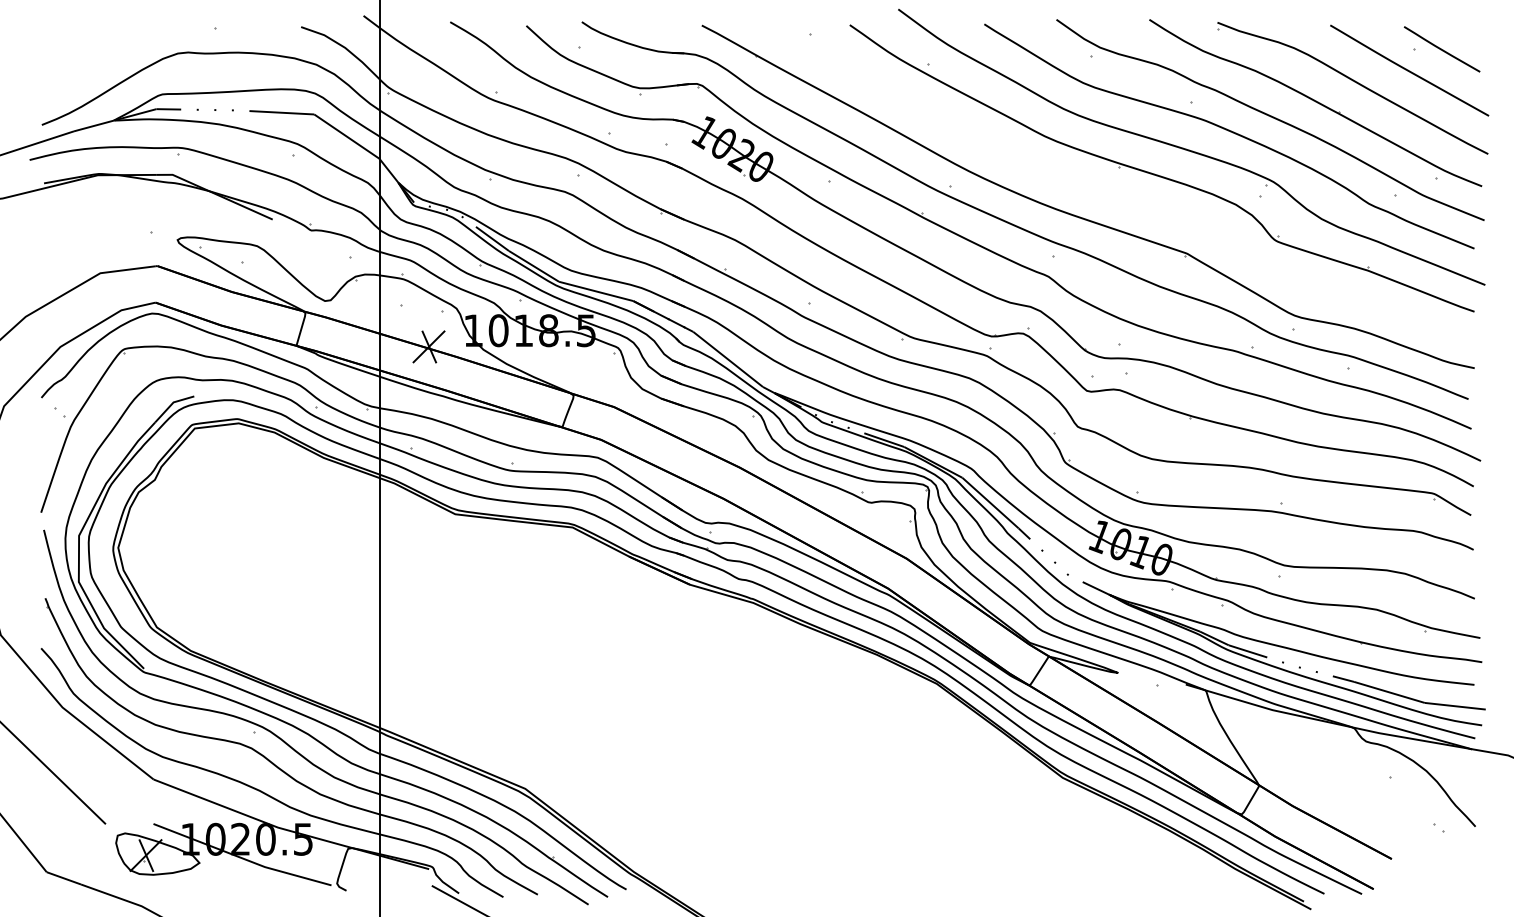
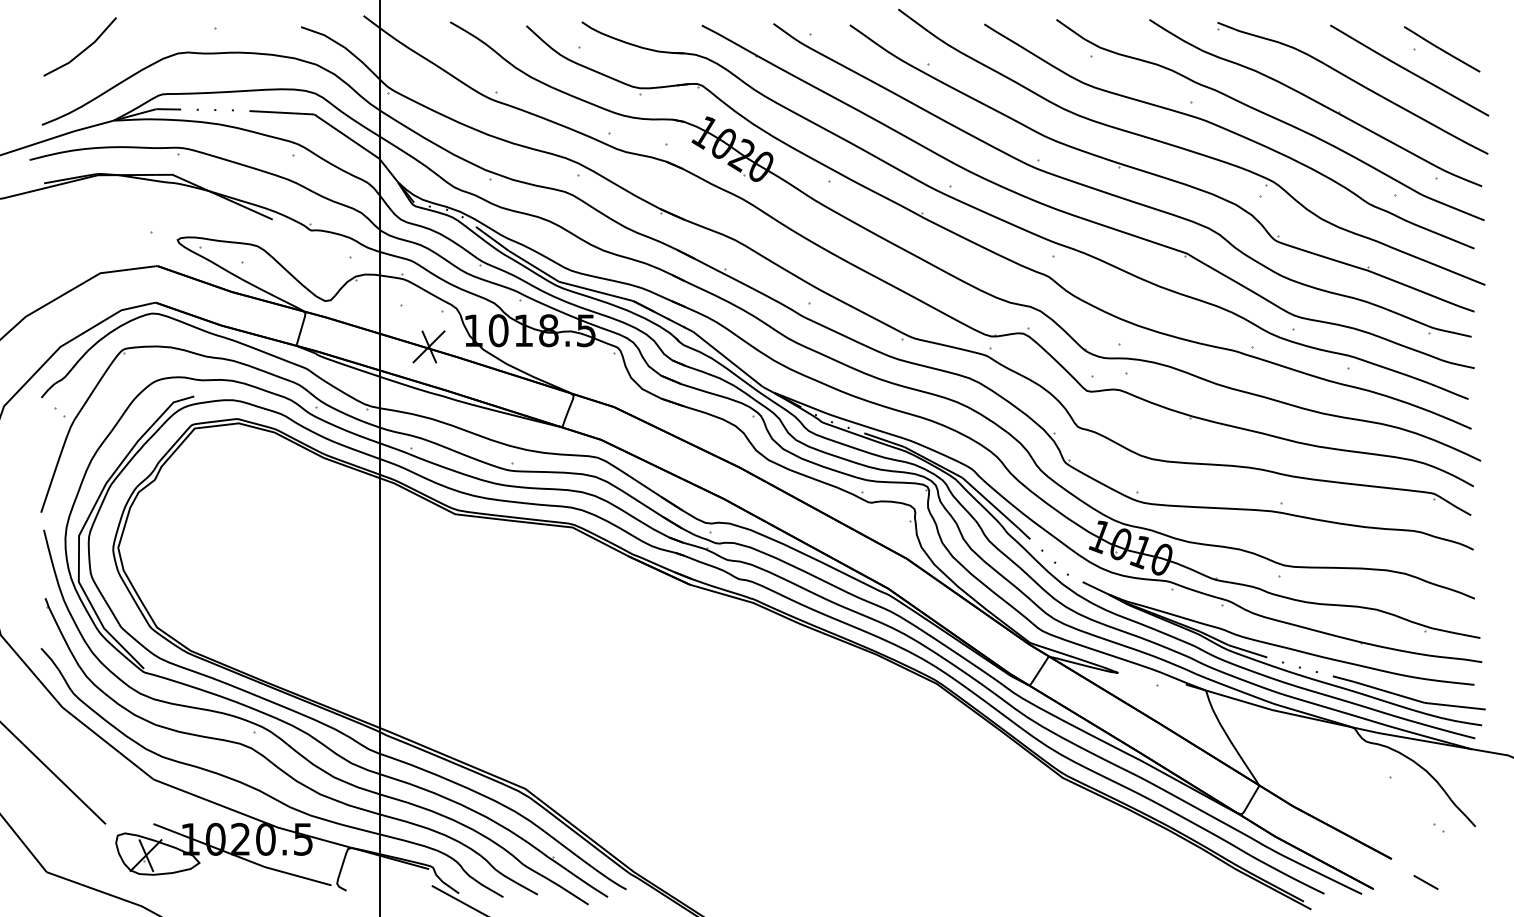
line: none -> present (83, 49)
part: none -> present (1117, 195)
line: none -> present (1425, 882)
